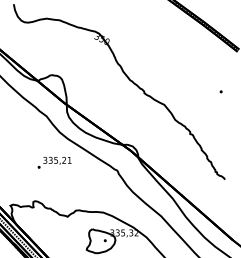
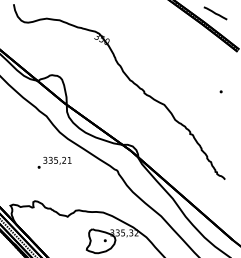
line: none -> present (215, 13)
